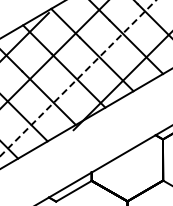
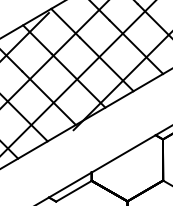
line: dashed -> solid (78, 77)
